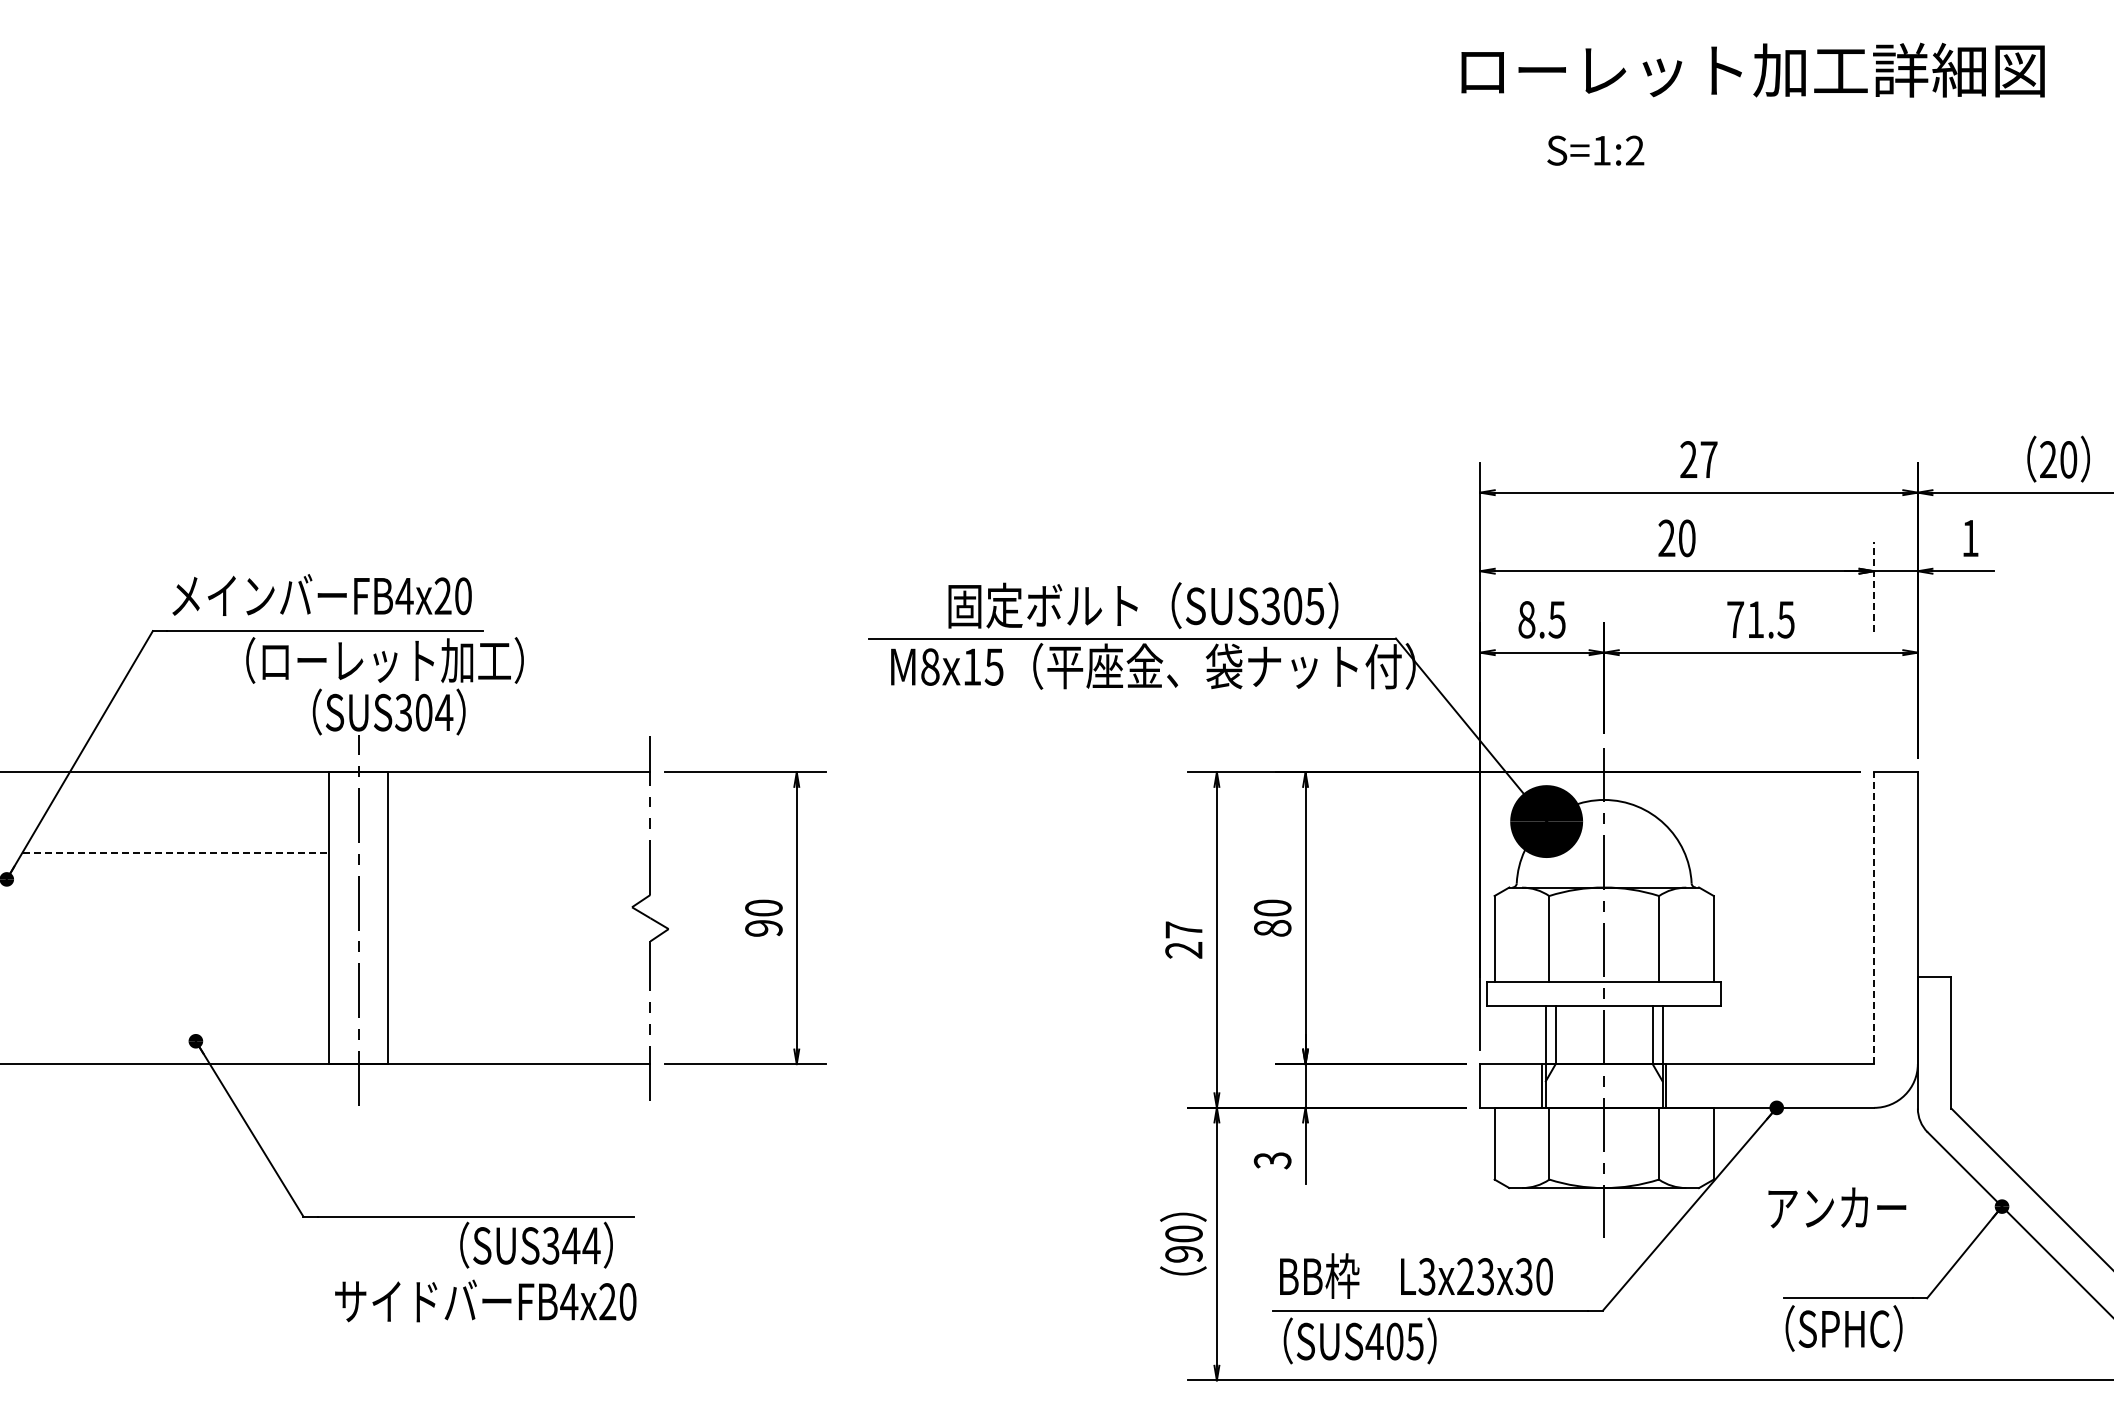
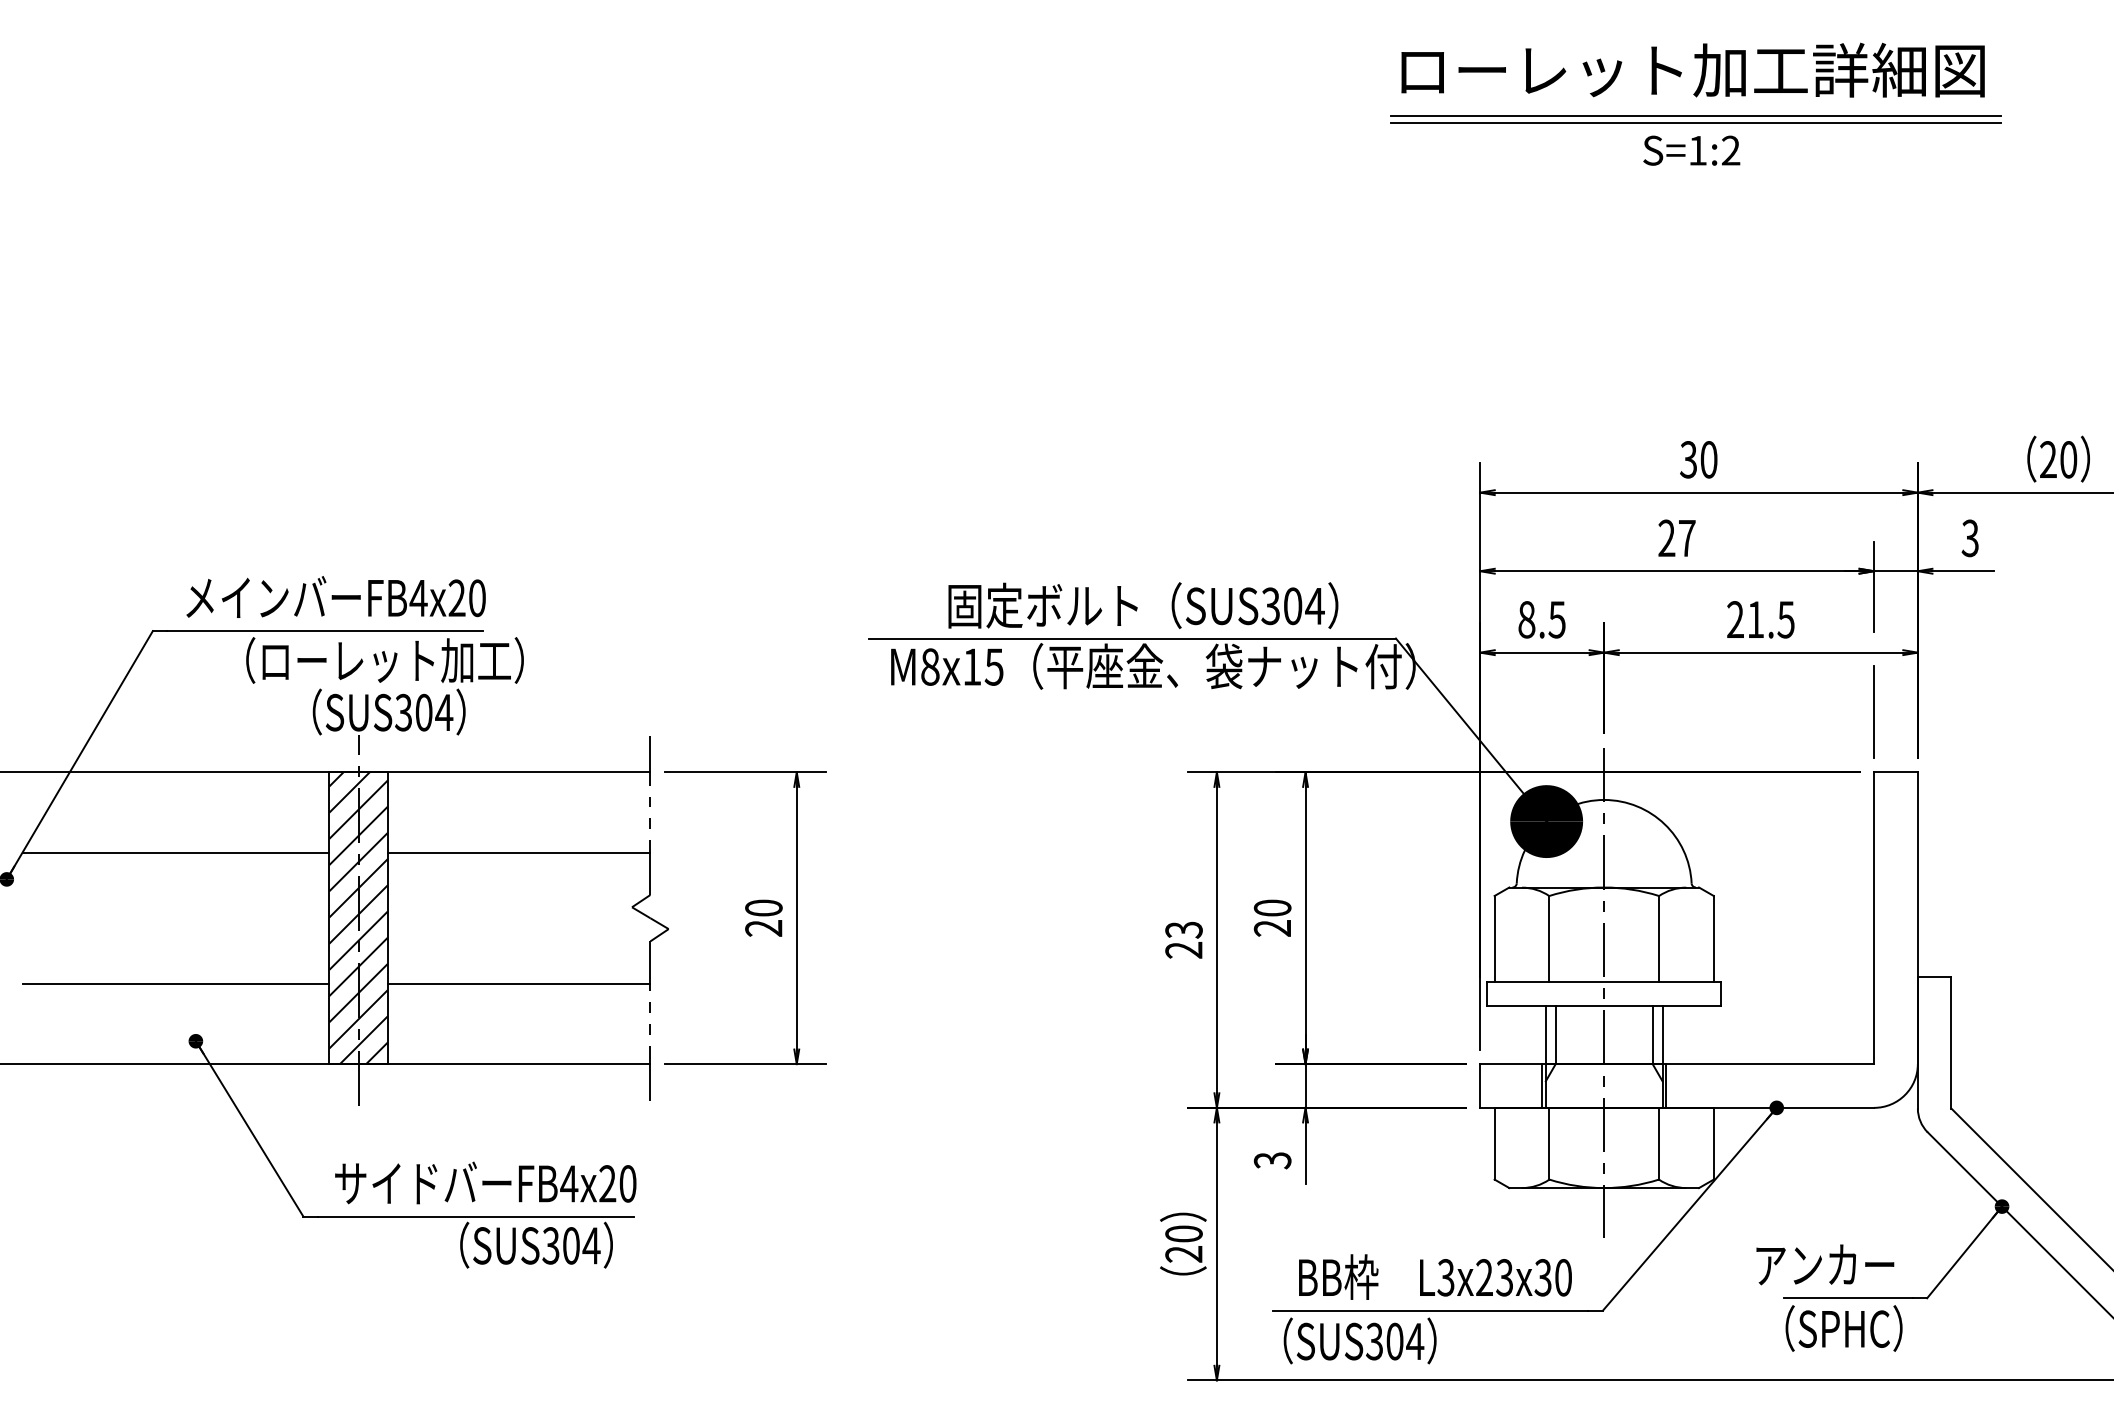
text position: (1752, 69) -> (1692, 69) (1692, 69)
line: none -> present (1696, 115)
line: none -> present (1696, 122)
text position: (1595, 150) -> (1691, 150) (1691, 150)
text: 27 -> 30 (1698, 459)
text: 20 -> 27 (1687, 538)
text: 1 -> 3 (1969, 538)
line: dashed -> solid (1874, 586)
text position: (321, 594) -> (335, 596) (335, 596)
text: SUS305 -> SUS304 (1314, 606)
text: 71.5 -> 21.5 (1735, 619)
line: none -> present (1874, 711)
line: dashed -> solid (176, 852)
line: none -> present (518, 852)
hatch: none -> present (358, 918)
line: dashed -> solid (1874, 918)
text: 90 -> 20 (763, 928)
text: 80 -> 20 (1272, 928)
text: 27 -> 23 (1183, 929)
line: none -> present (176, 983)
line: none -> present (518, 983)
text position: (1837, 1207) -> (1825, 1264) (1825, 1264)
text: SUS344 -> SUS304 (571, 1245)
text: 90 -> 20 (1183, 1254)
text position: (1416, 1275) -> (1435, 1276) (1435, 1276)
text position: (485, 1300) -> (485, 1182) (485, 1182)
text: SUS405 -> SUS304 (1394, 1341)
